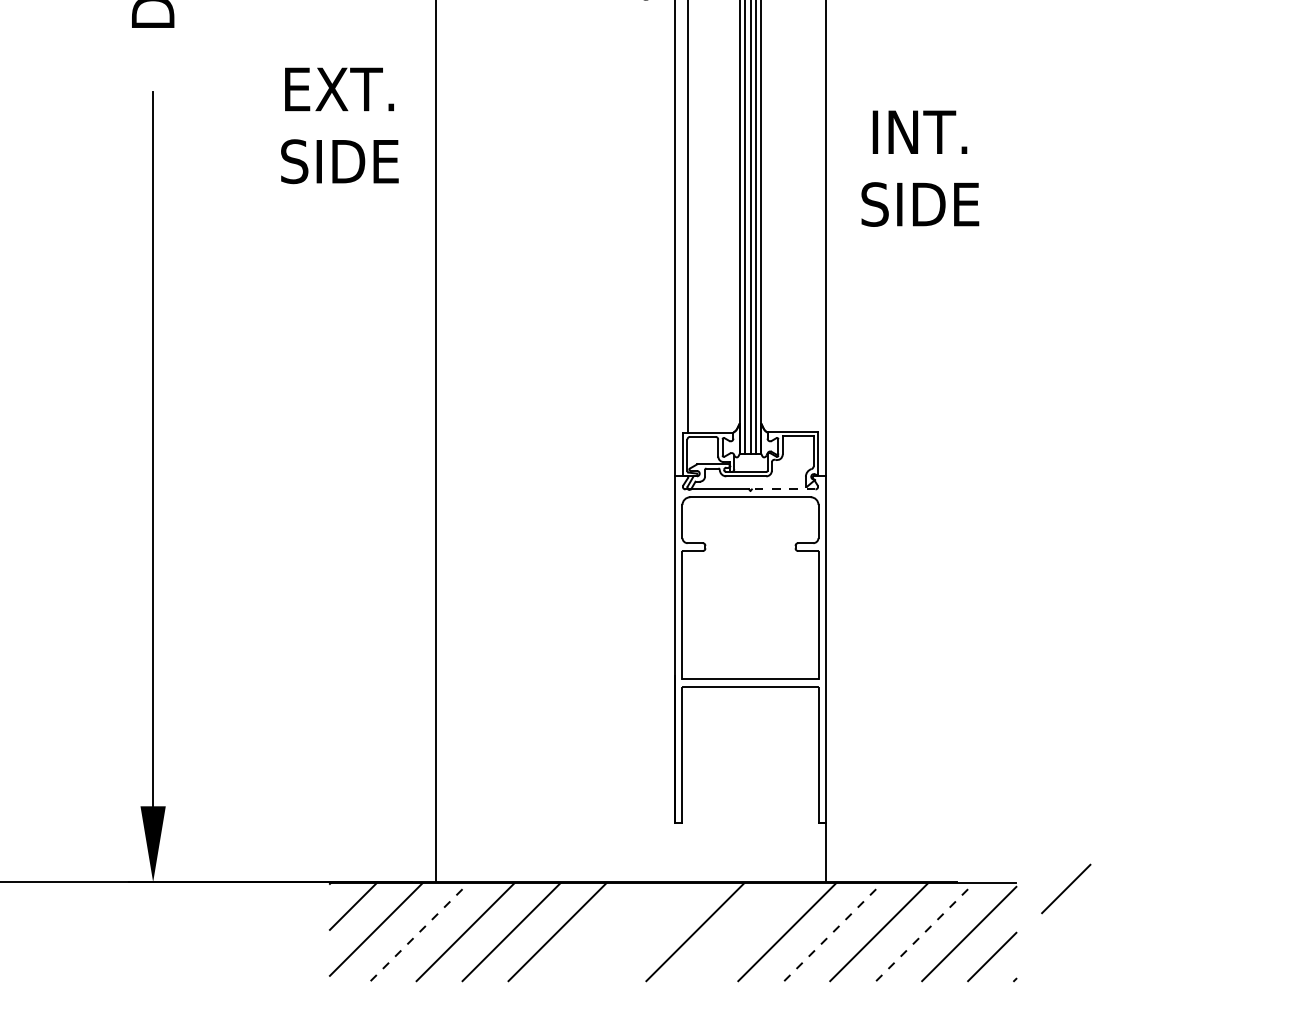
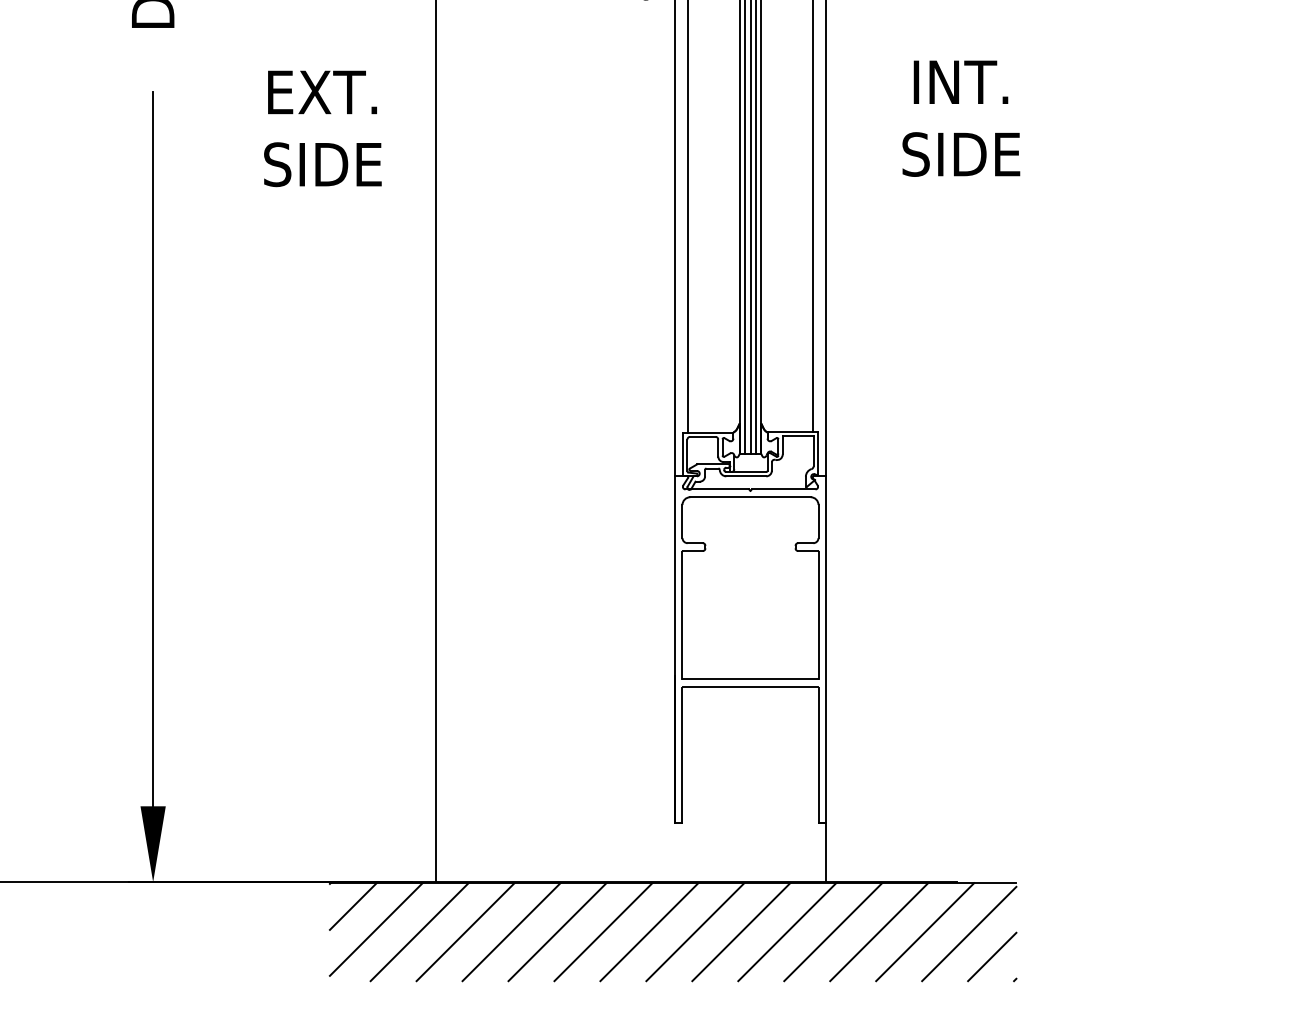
text position: (339, 125) -> (322, 128) (322, 128)
text position: (920, 168) -> (961, 118) (961, 118)
line: none -> present (812, 217)
line: dashed -> solid (783, 489)
line: present -> none (1066, 888)
line: dashed -> solid (419, 931)
line: dashed -> solid (833, 931)
line: dashed -> solid (925, 931)
line: none -> present (603, 932)
line: none -> present (649, 932)
line: none -> present (741, 932)
